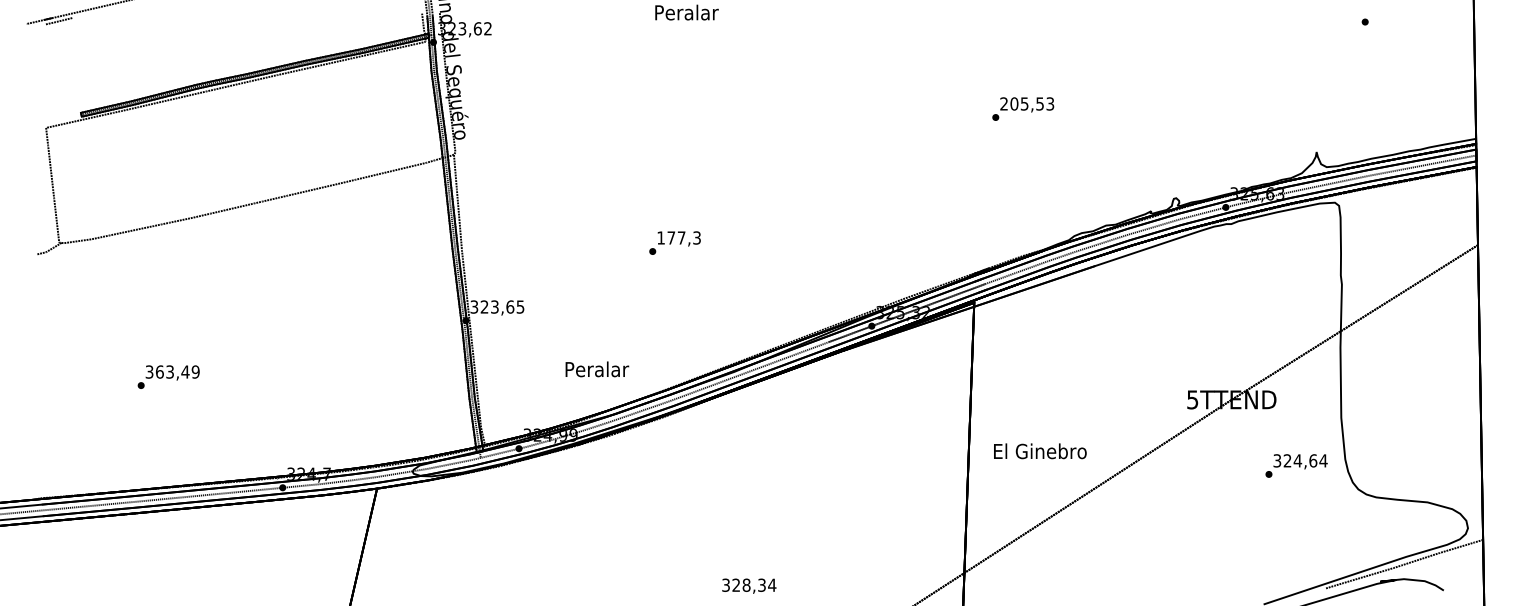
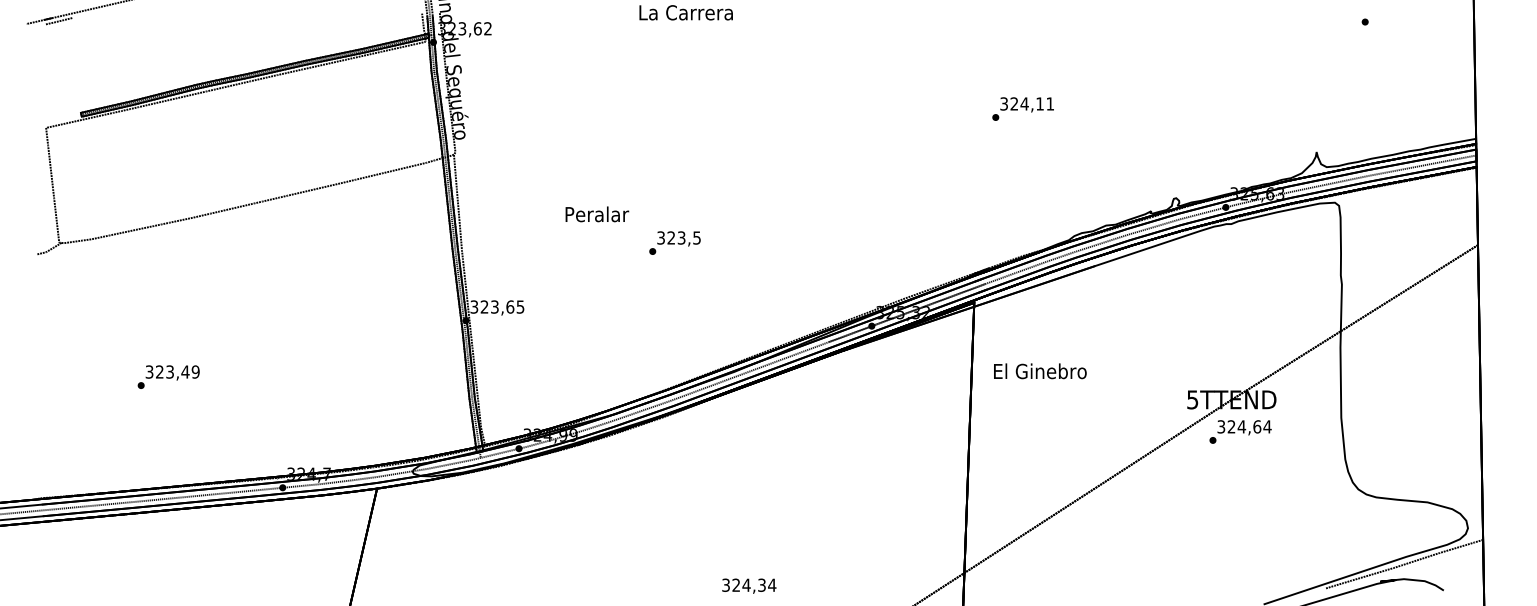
text: Peralar -> La Carrera (685, 12)
text: 205,53 -> 324,11 (1027, 103)
text: 177,3 -> 323,5 (678, 237)
text position: (597, 369) -> (597, 214) (597, 214)
text: 363,49 -> 323,49 (159, 371)
text position: (1040, 451) -> (1040, 371) (1040, 371)
text position: (1296, 465) -> (1240, 431) (1240, 431)
text: 328,34 -> 324,34 (746, 584)
